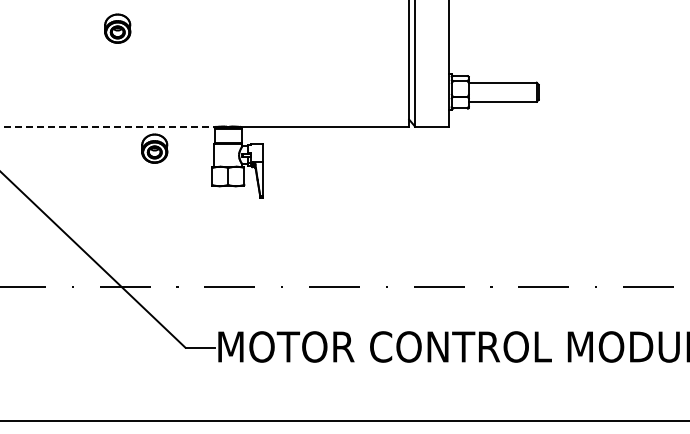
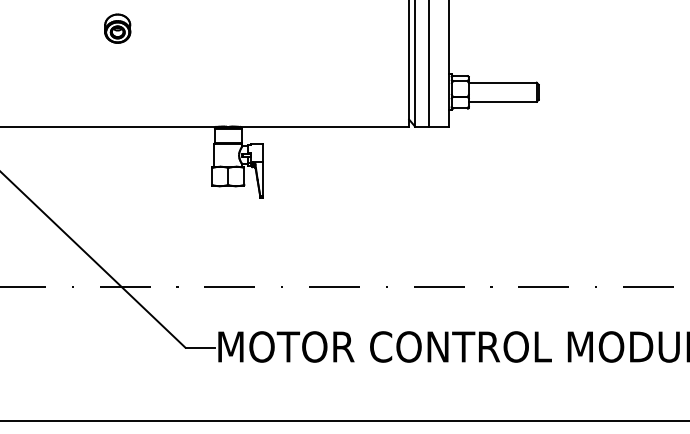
line: none -> present (429, 64)
line: dashed -> solid (108, 127)
part: present -> none (154, 148)
